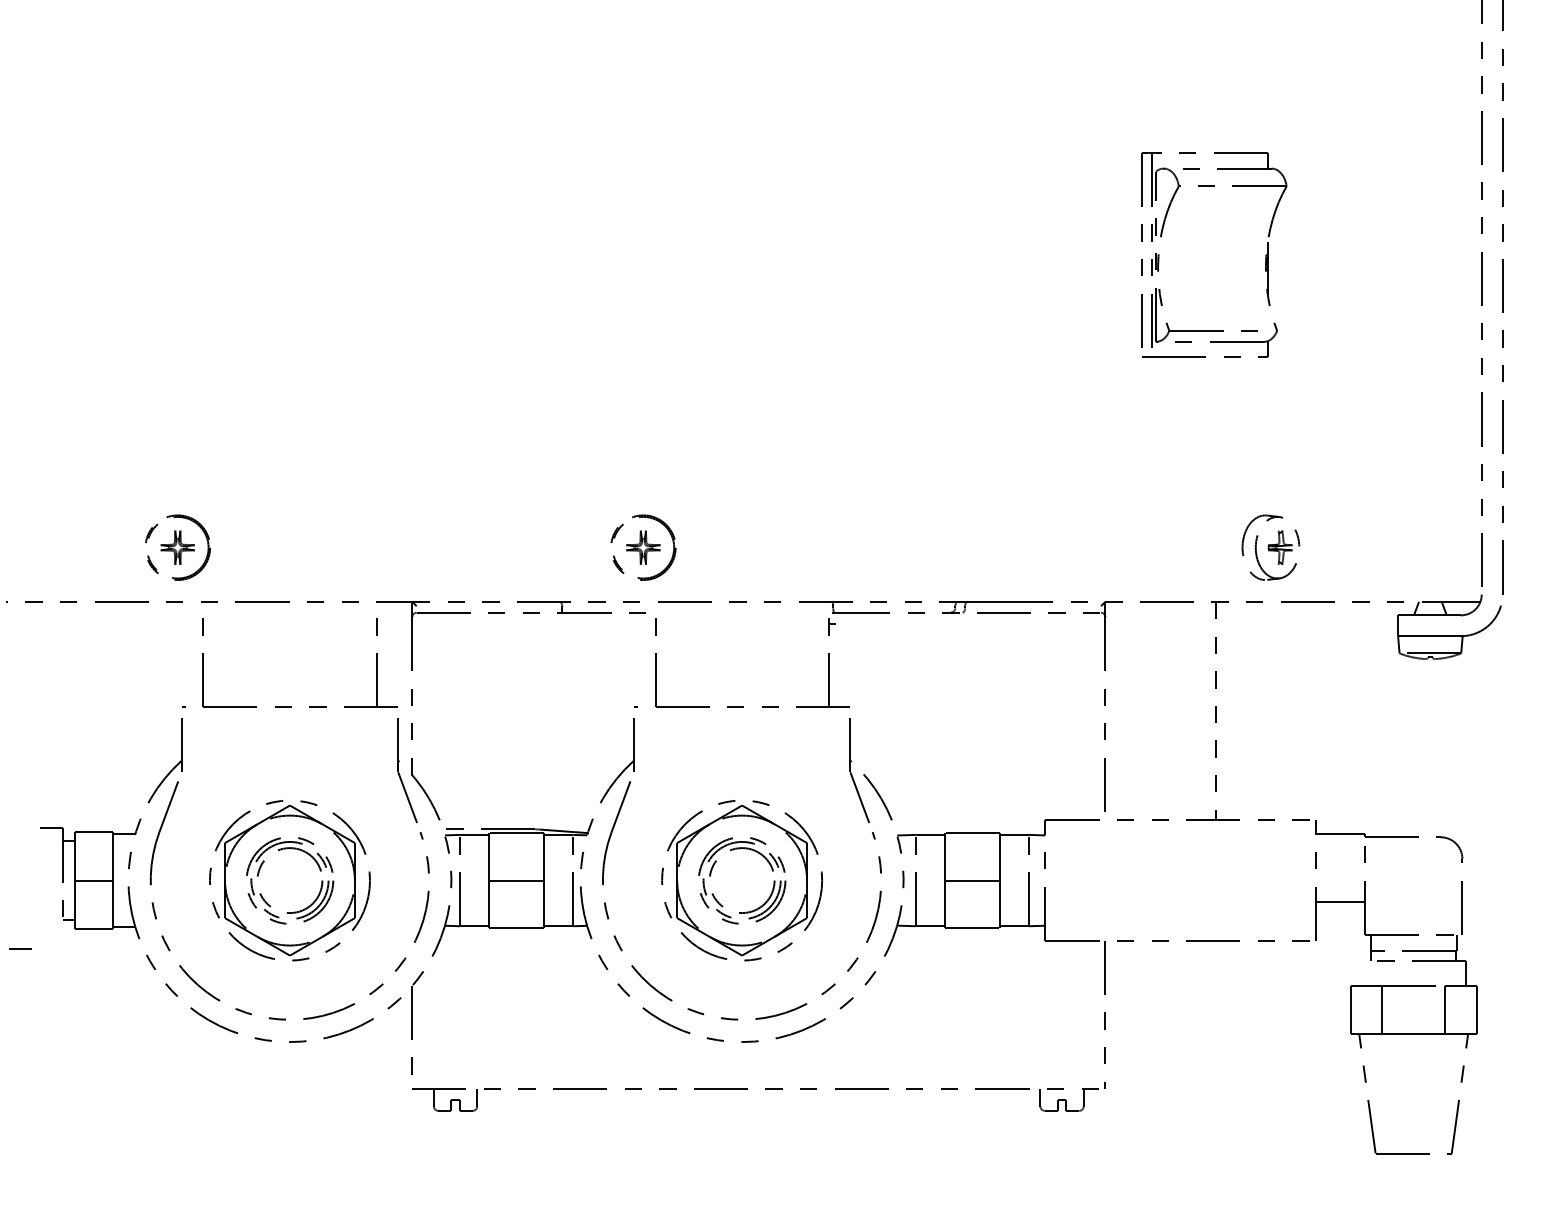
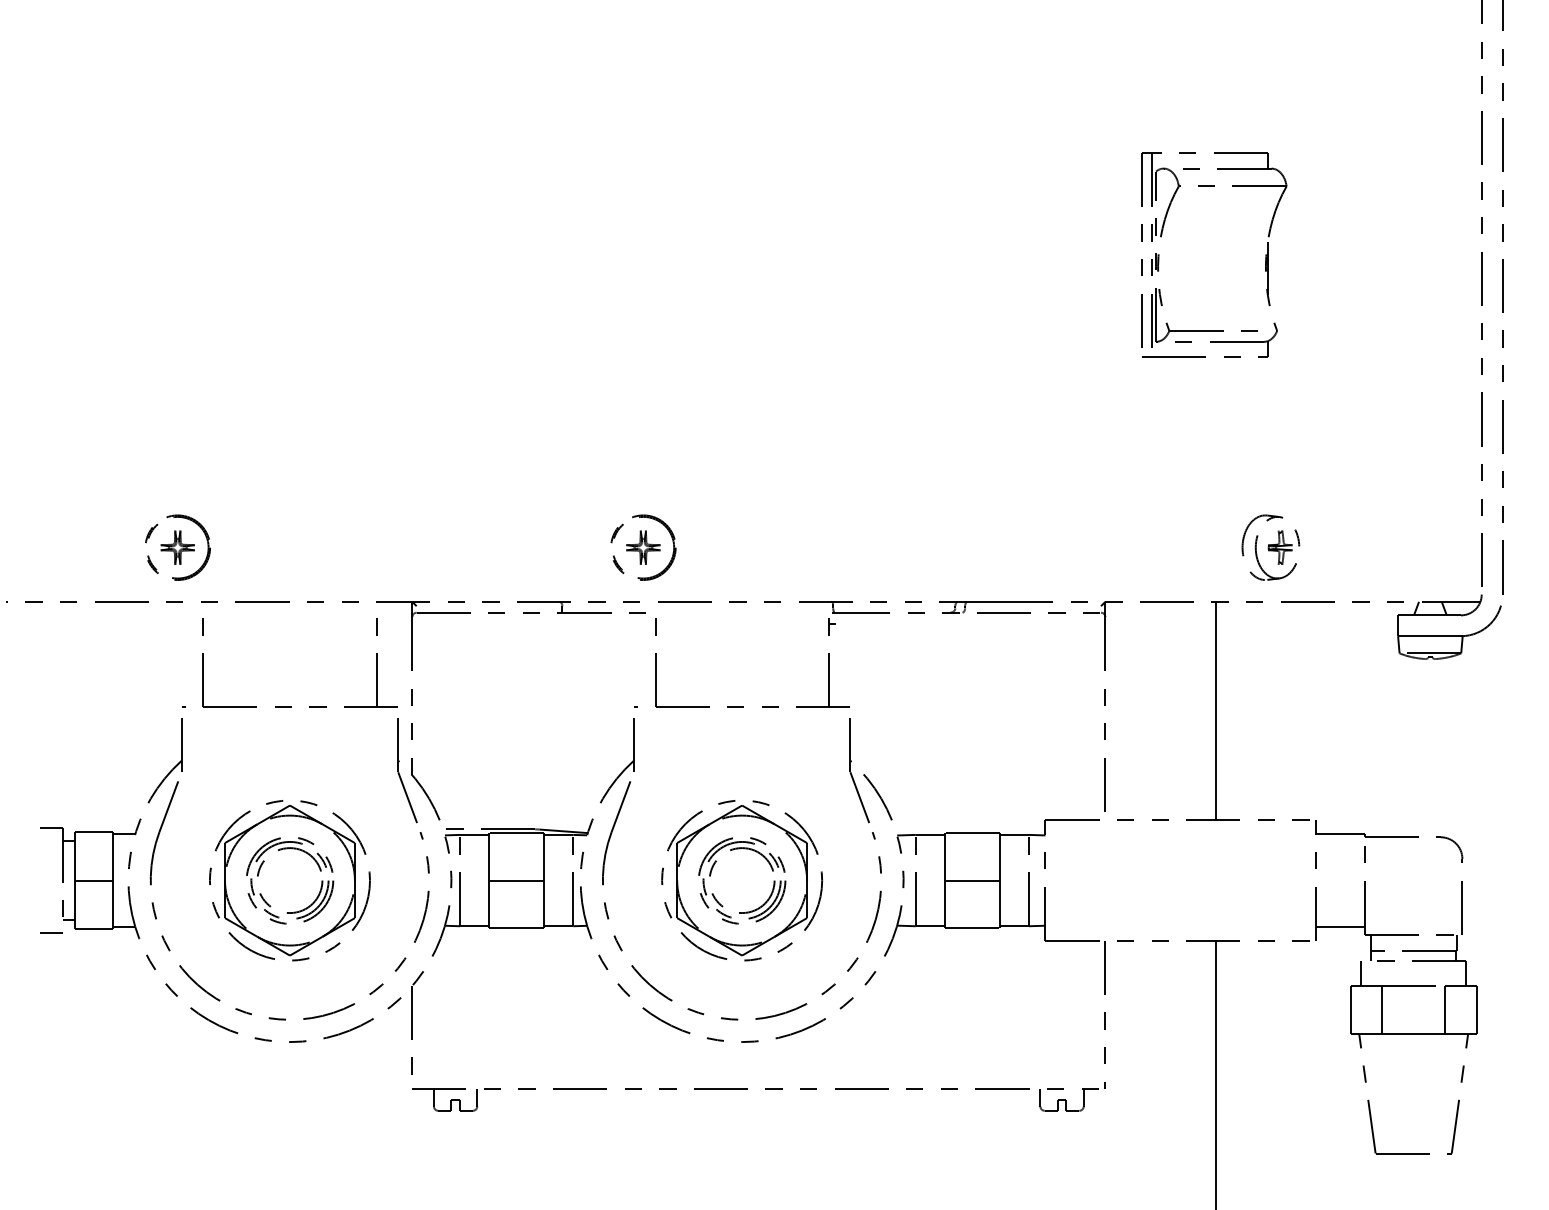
line: dashed -> solid (1216, 711)
line position: (1340, 901) -> (1340, 926) (1340, 926)
line position: (20, 948) -> (51, 932) (51, 932)
line: none -> present (1361, 973)
line: none -> present (1216, 1073)
